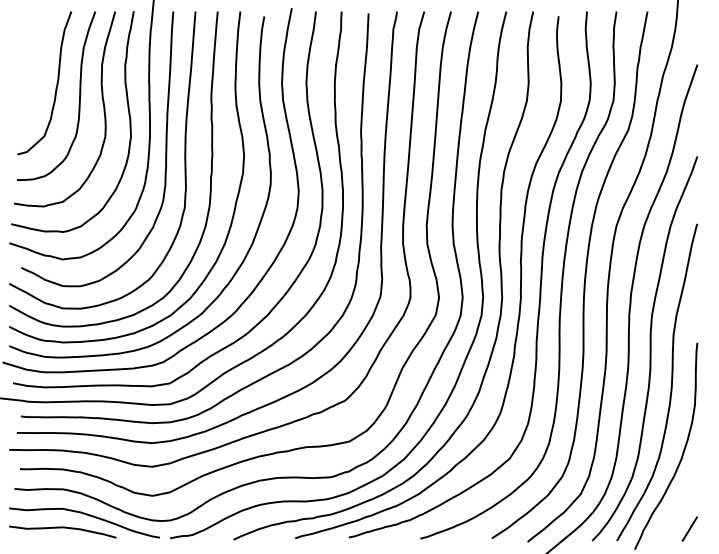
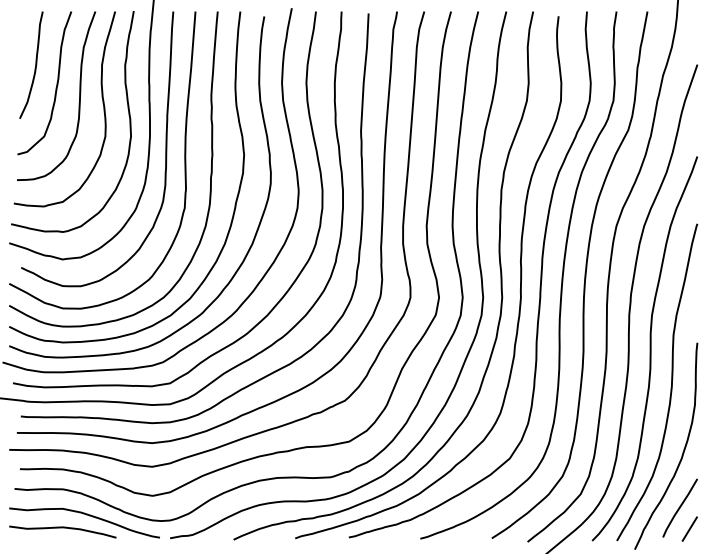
curve: none -> present (35, 64)
line: none -> present (679, 507)
